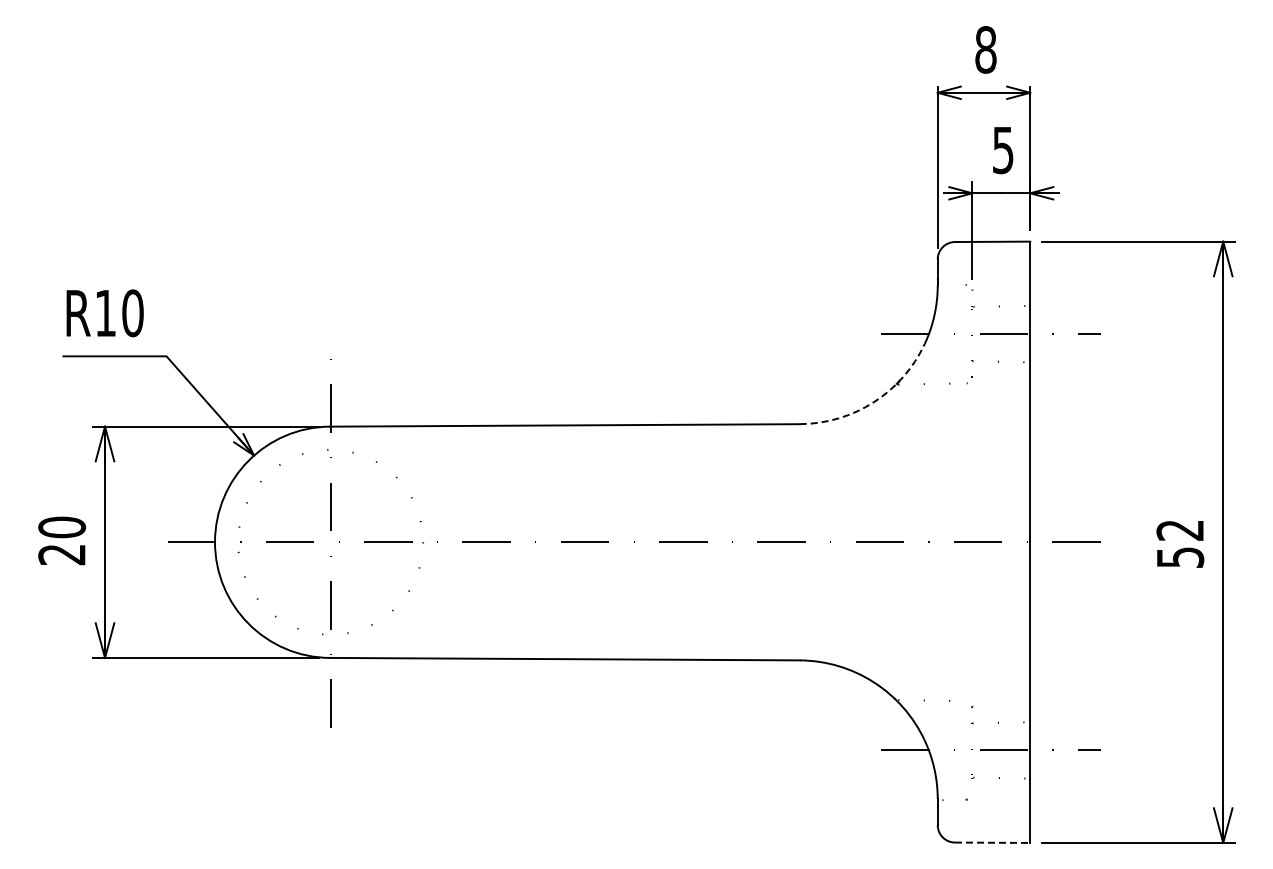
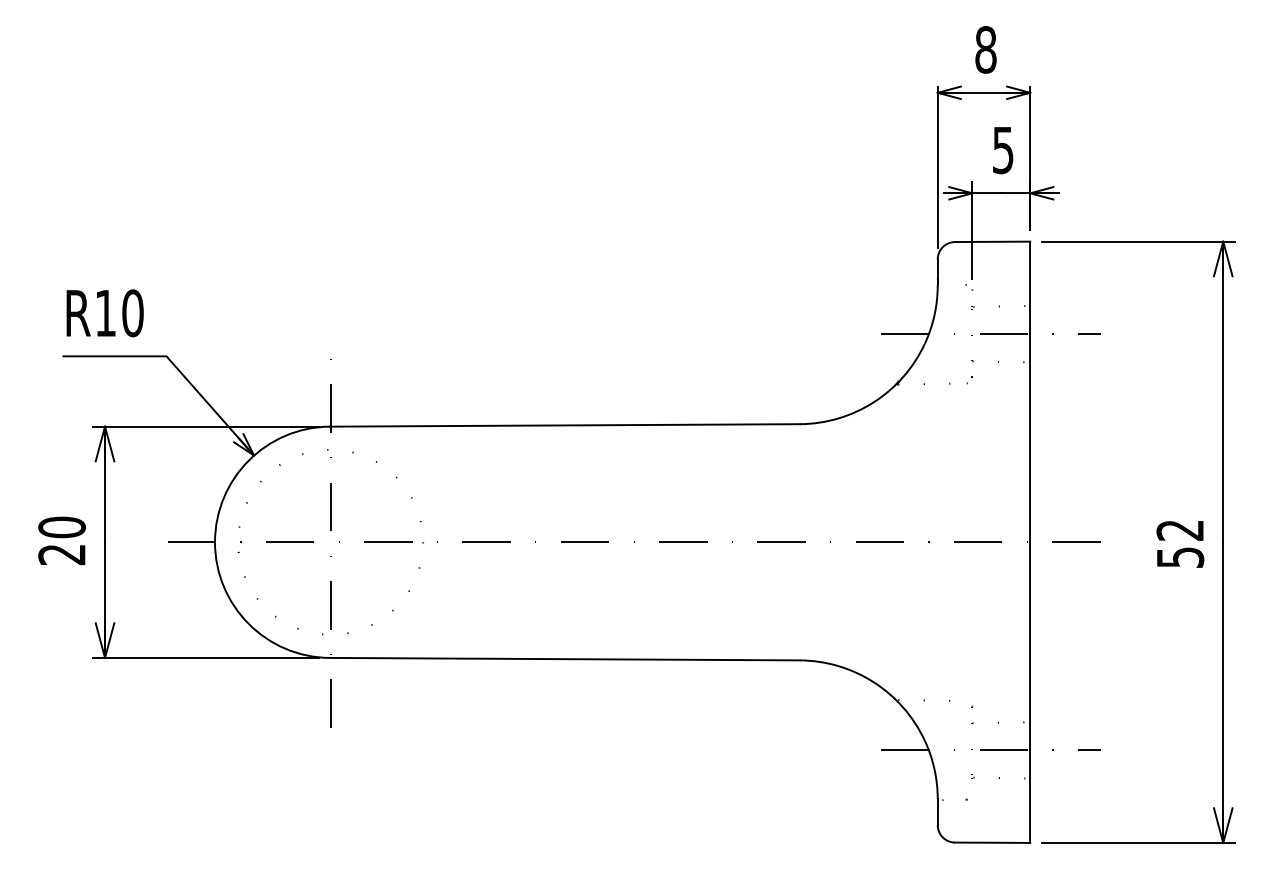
arc: dashed -> solid (873, 402)
line: dashed -> solid (992, 842)
